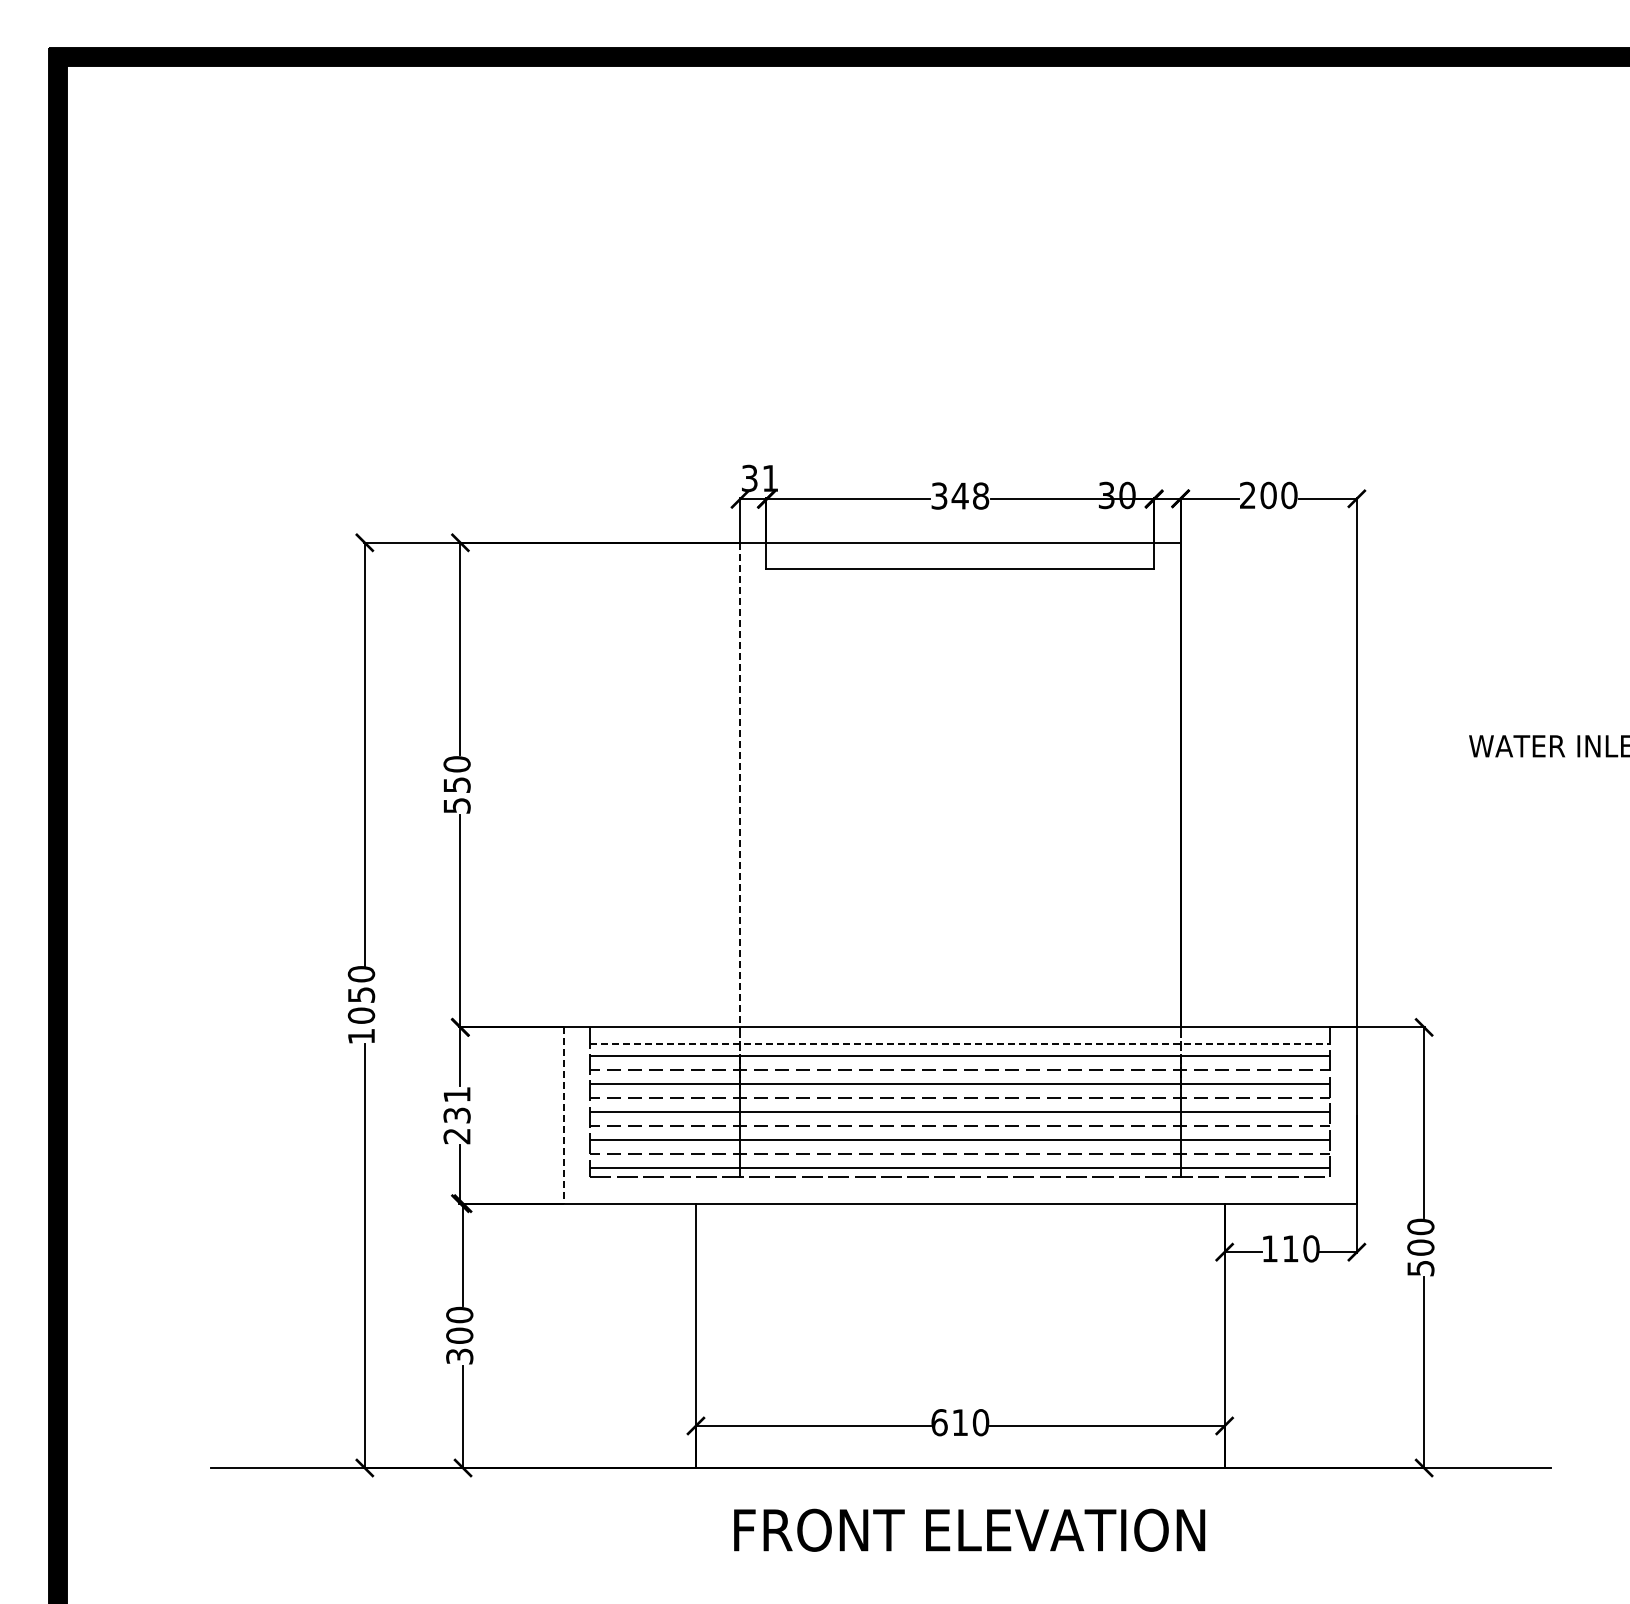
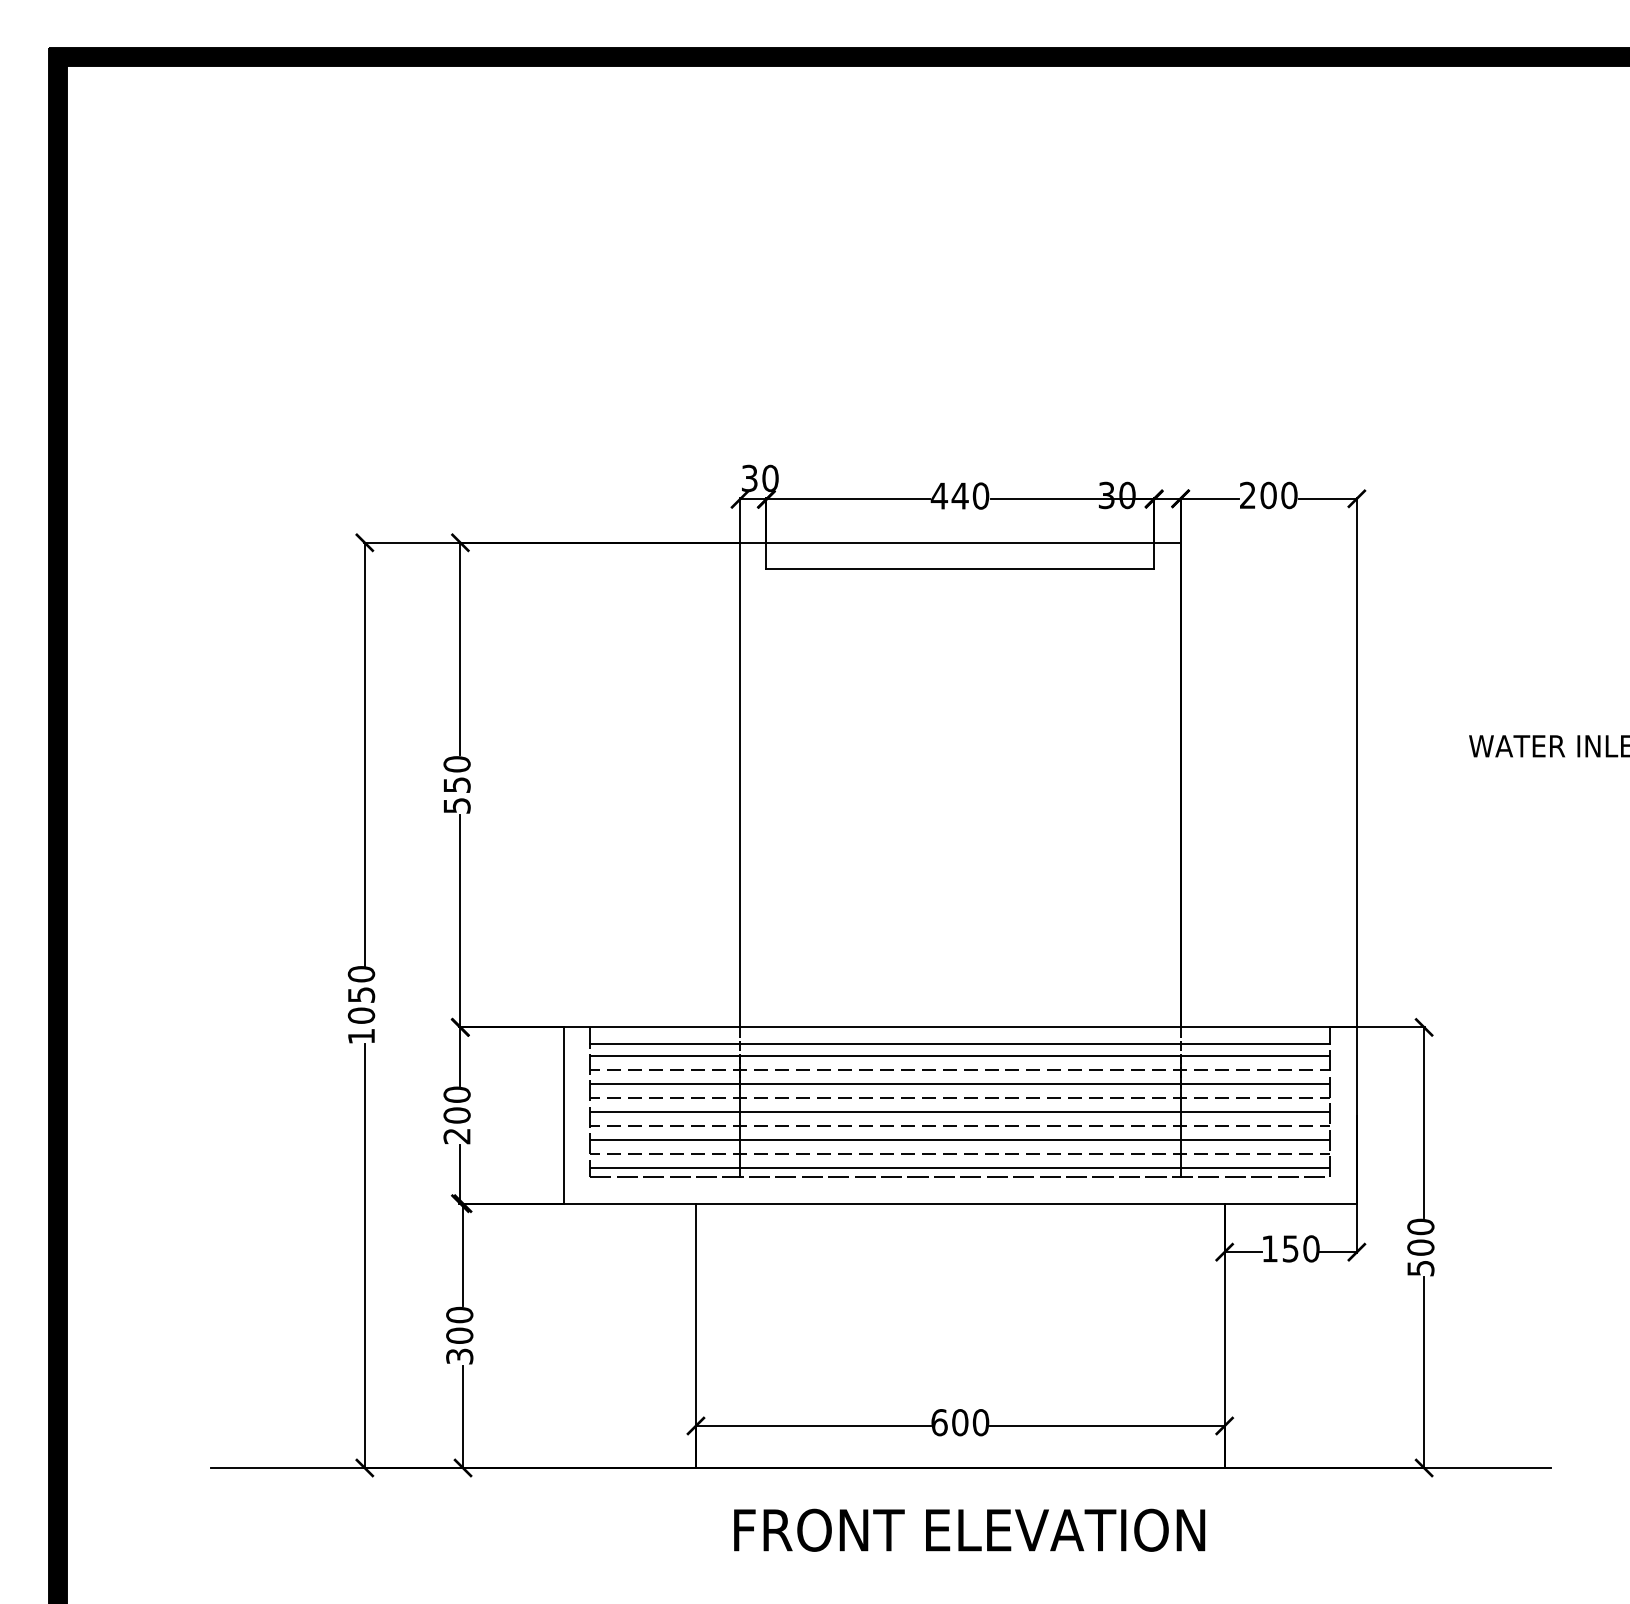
text: 31 -> 30 (770, 478)
text: 348 -> 440 (959, 495)
line: dashed -> solid (740, 785)
line: dashed -> solid (960, 1044)
text: 231 -> 200 (456, 1104)
line: dashed -> solid (563, 1116)
text: 110 -> 150 (1290, 1248)
text: 610 -> 600 (960, 1422)
